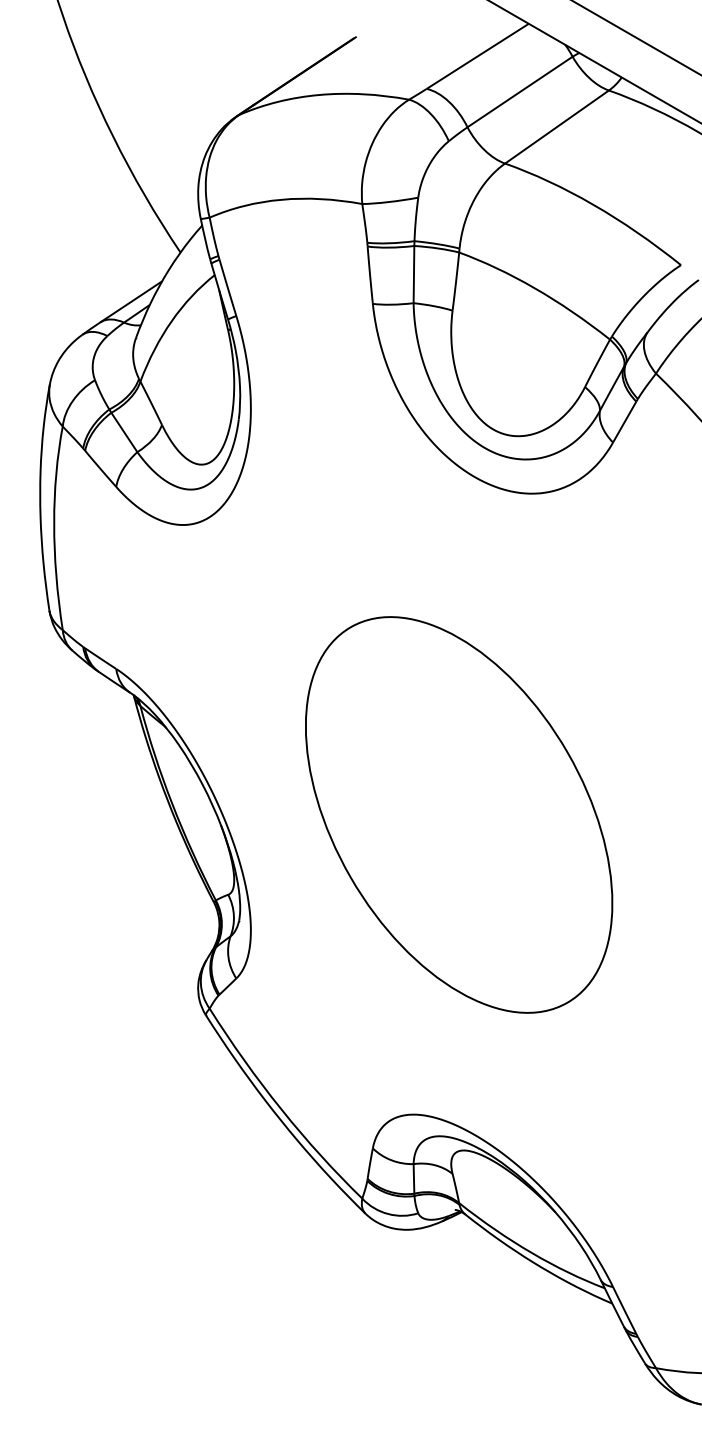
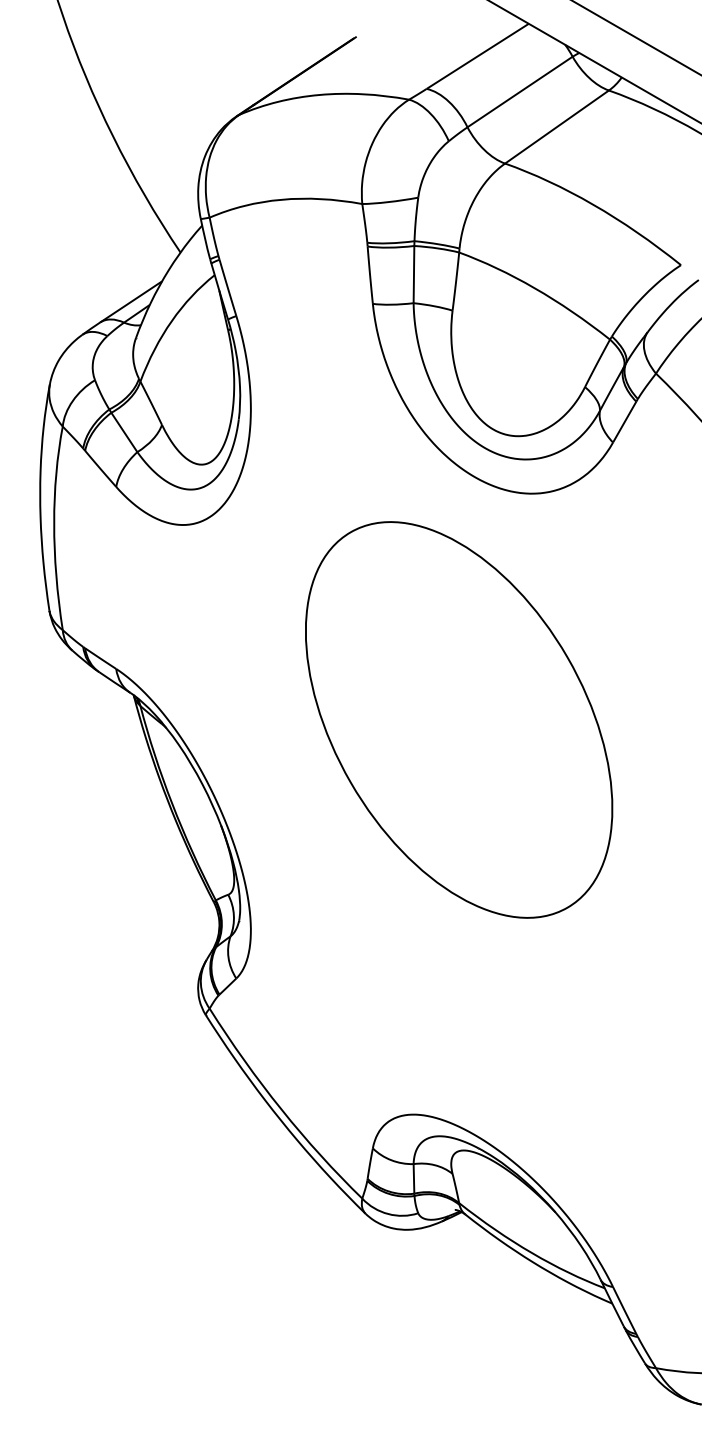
part position: (459, 814) -> (459, 719) (459, 719)
